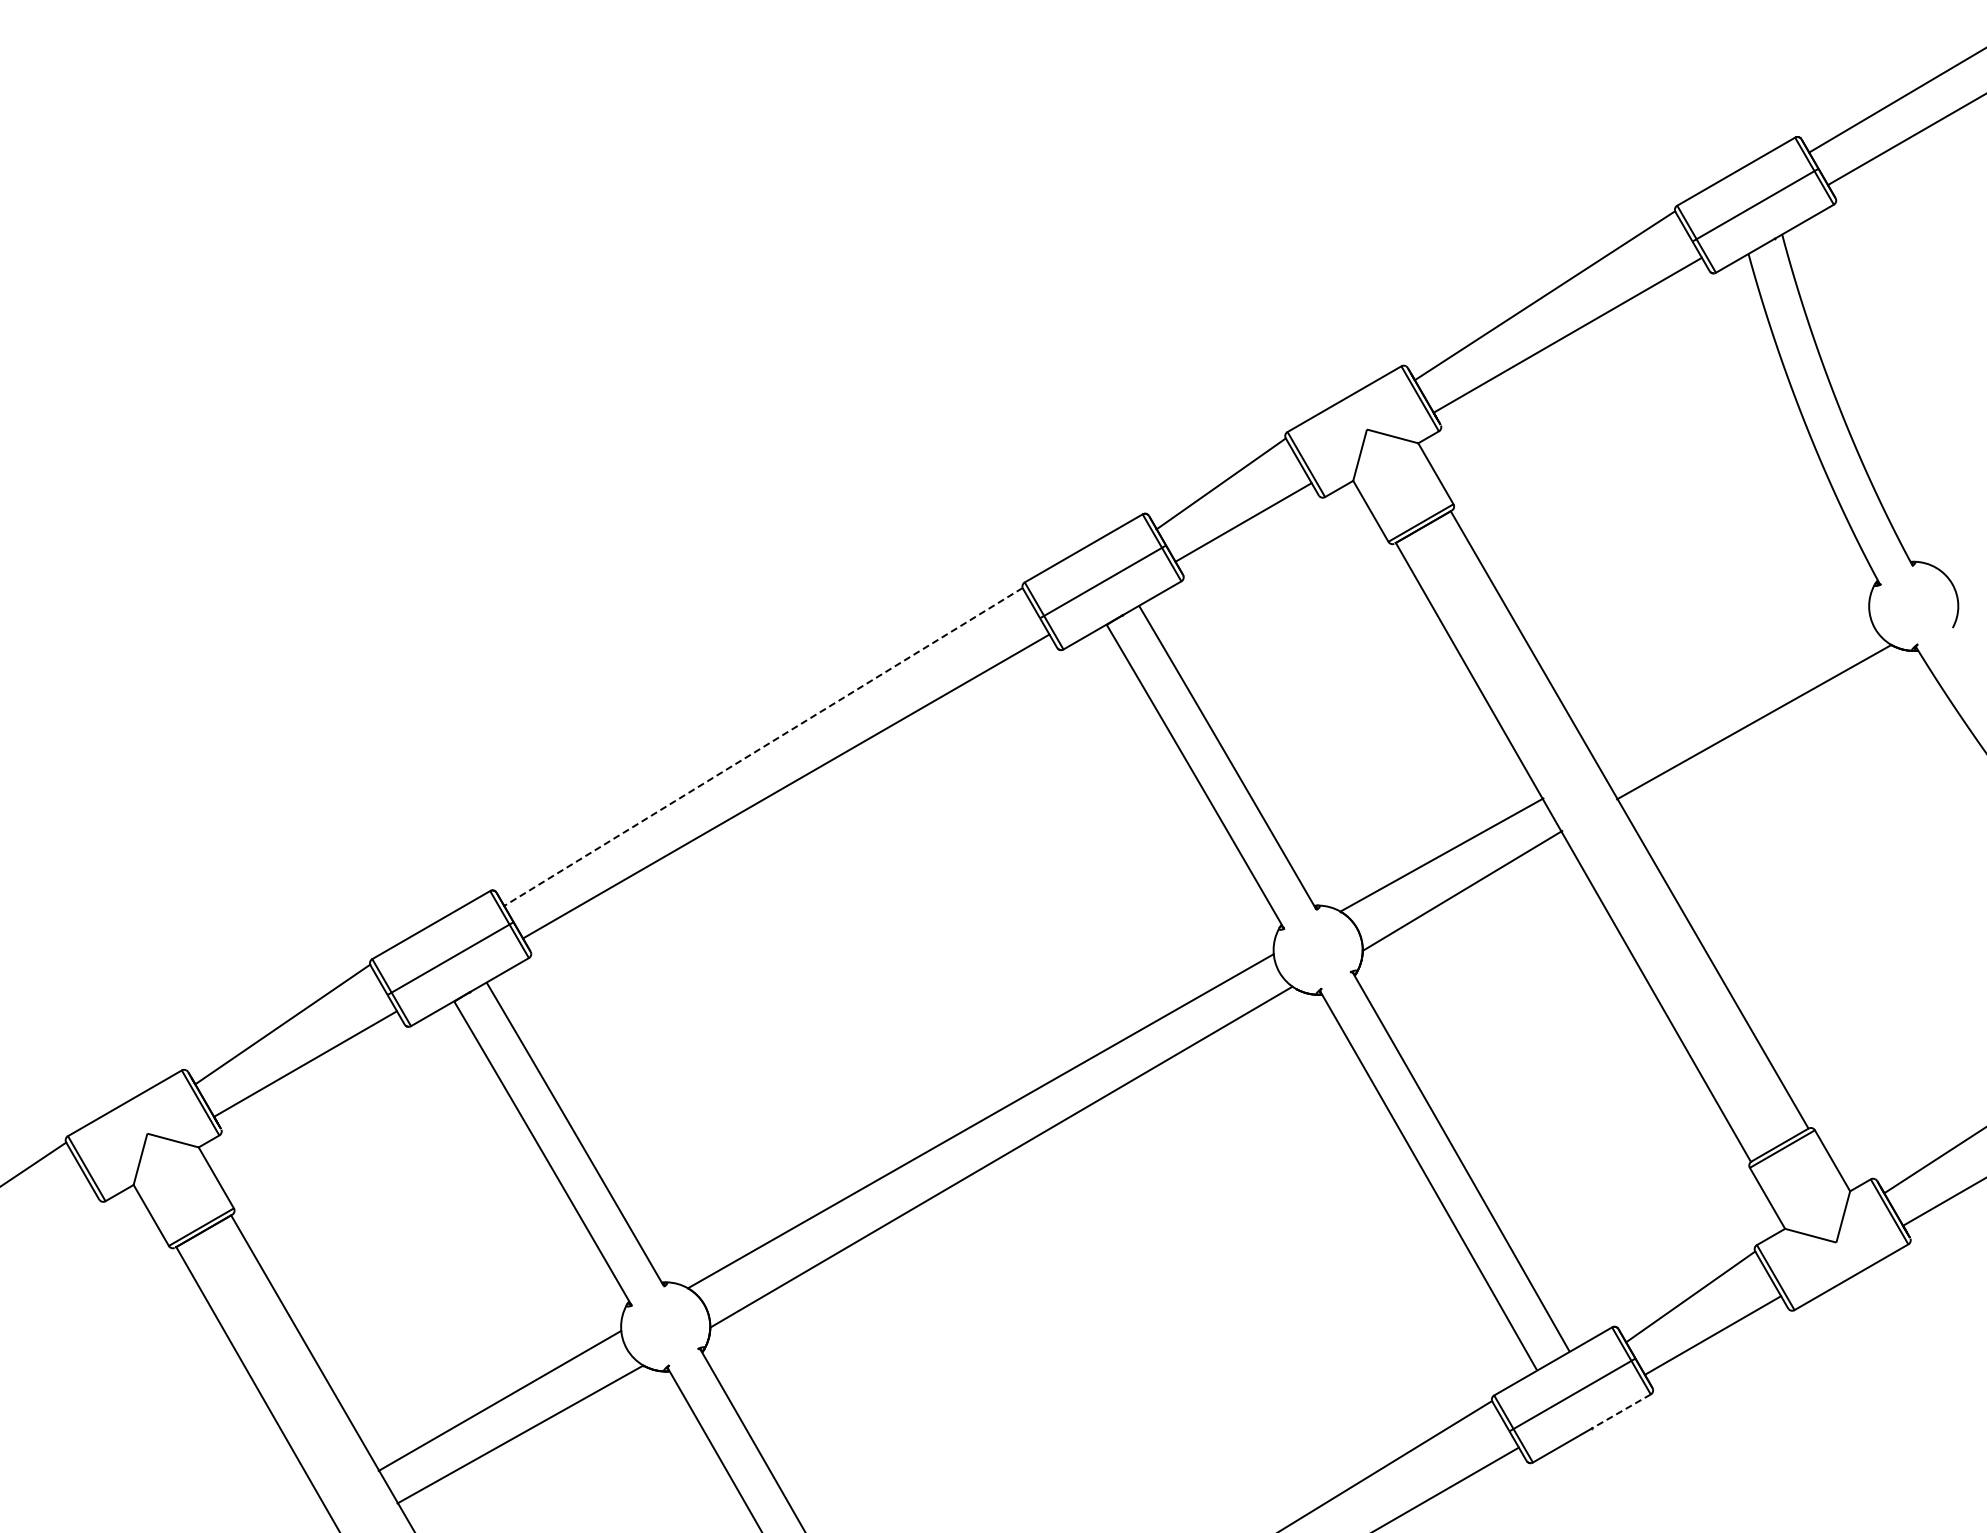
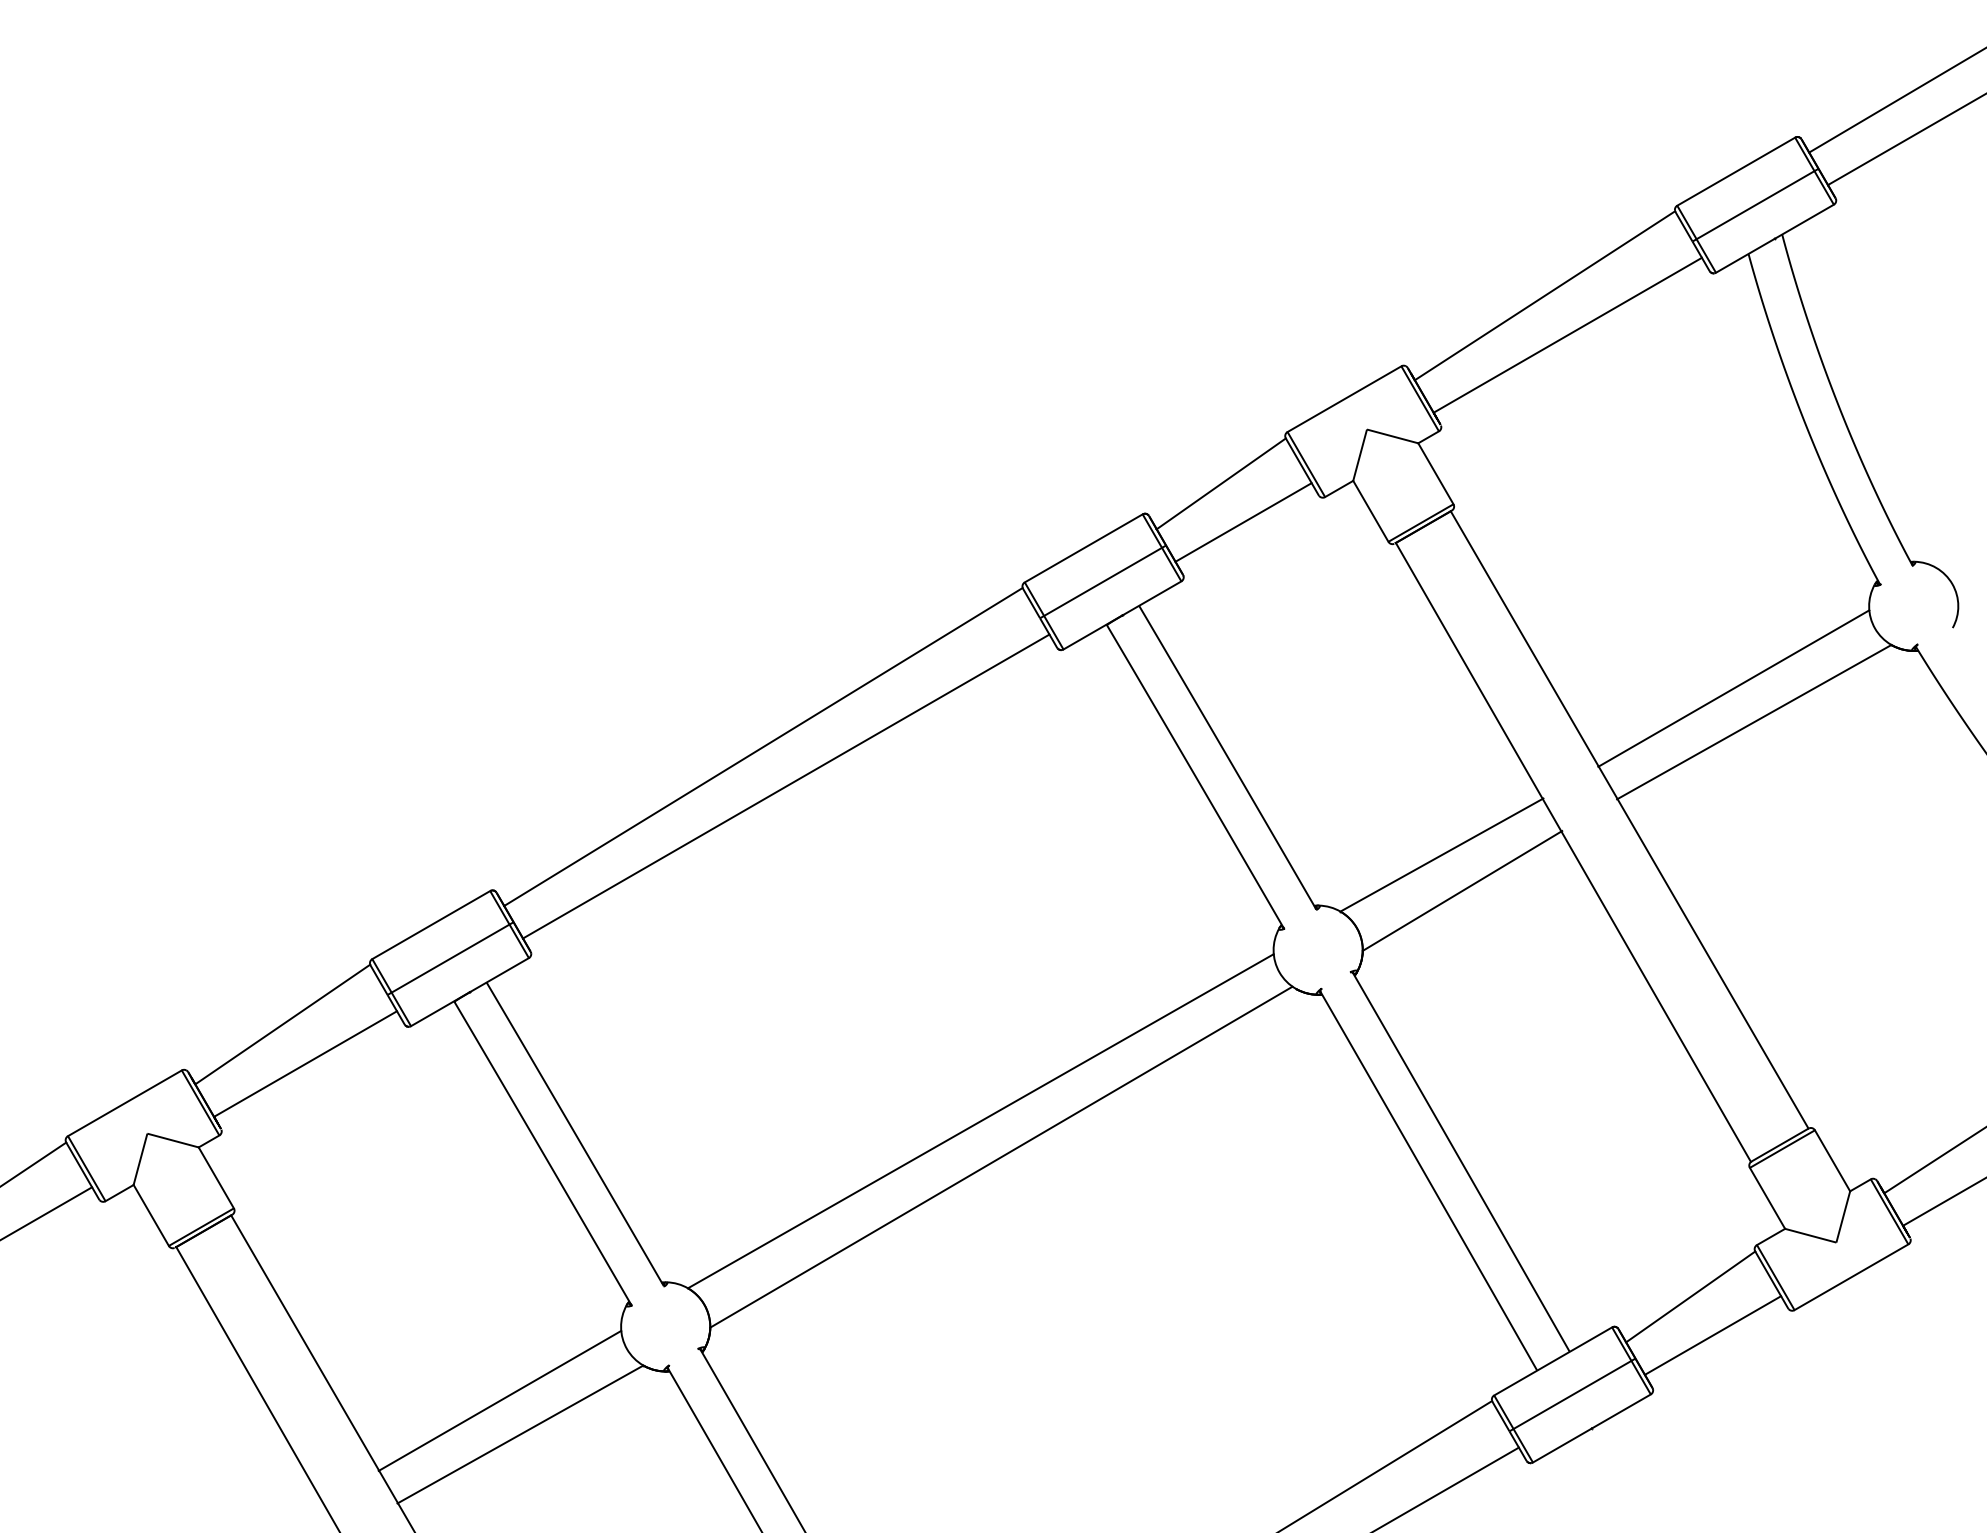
line: none -> present (1733, 688)
line: dashed -> solid (763, 747)
line: none -> present (47, 1212)
line: dashed -> solid (1620, 1411)
